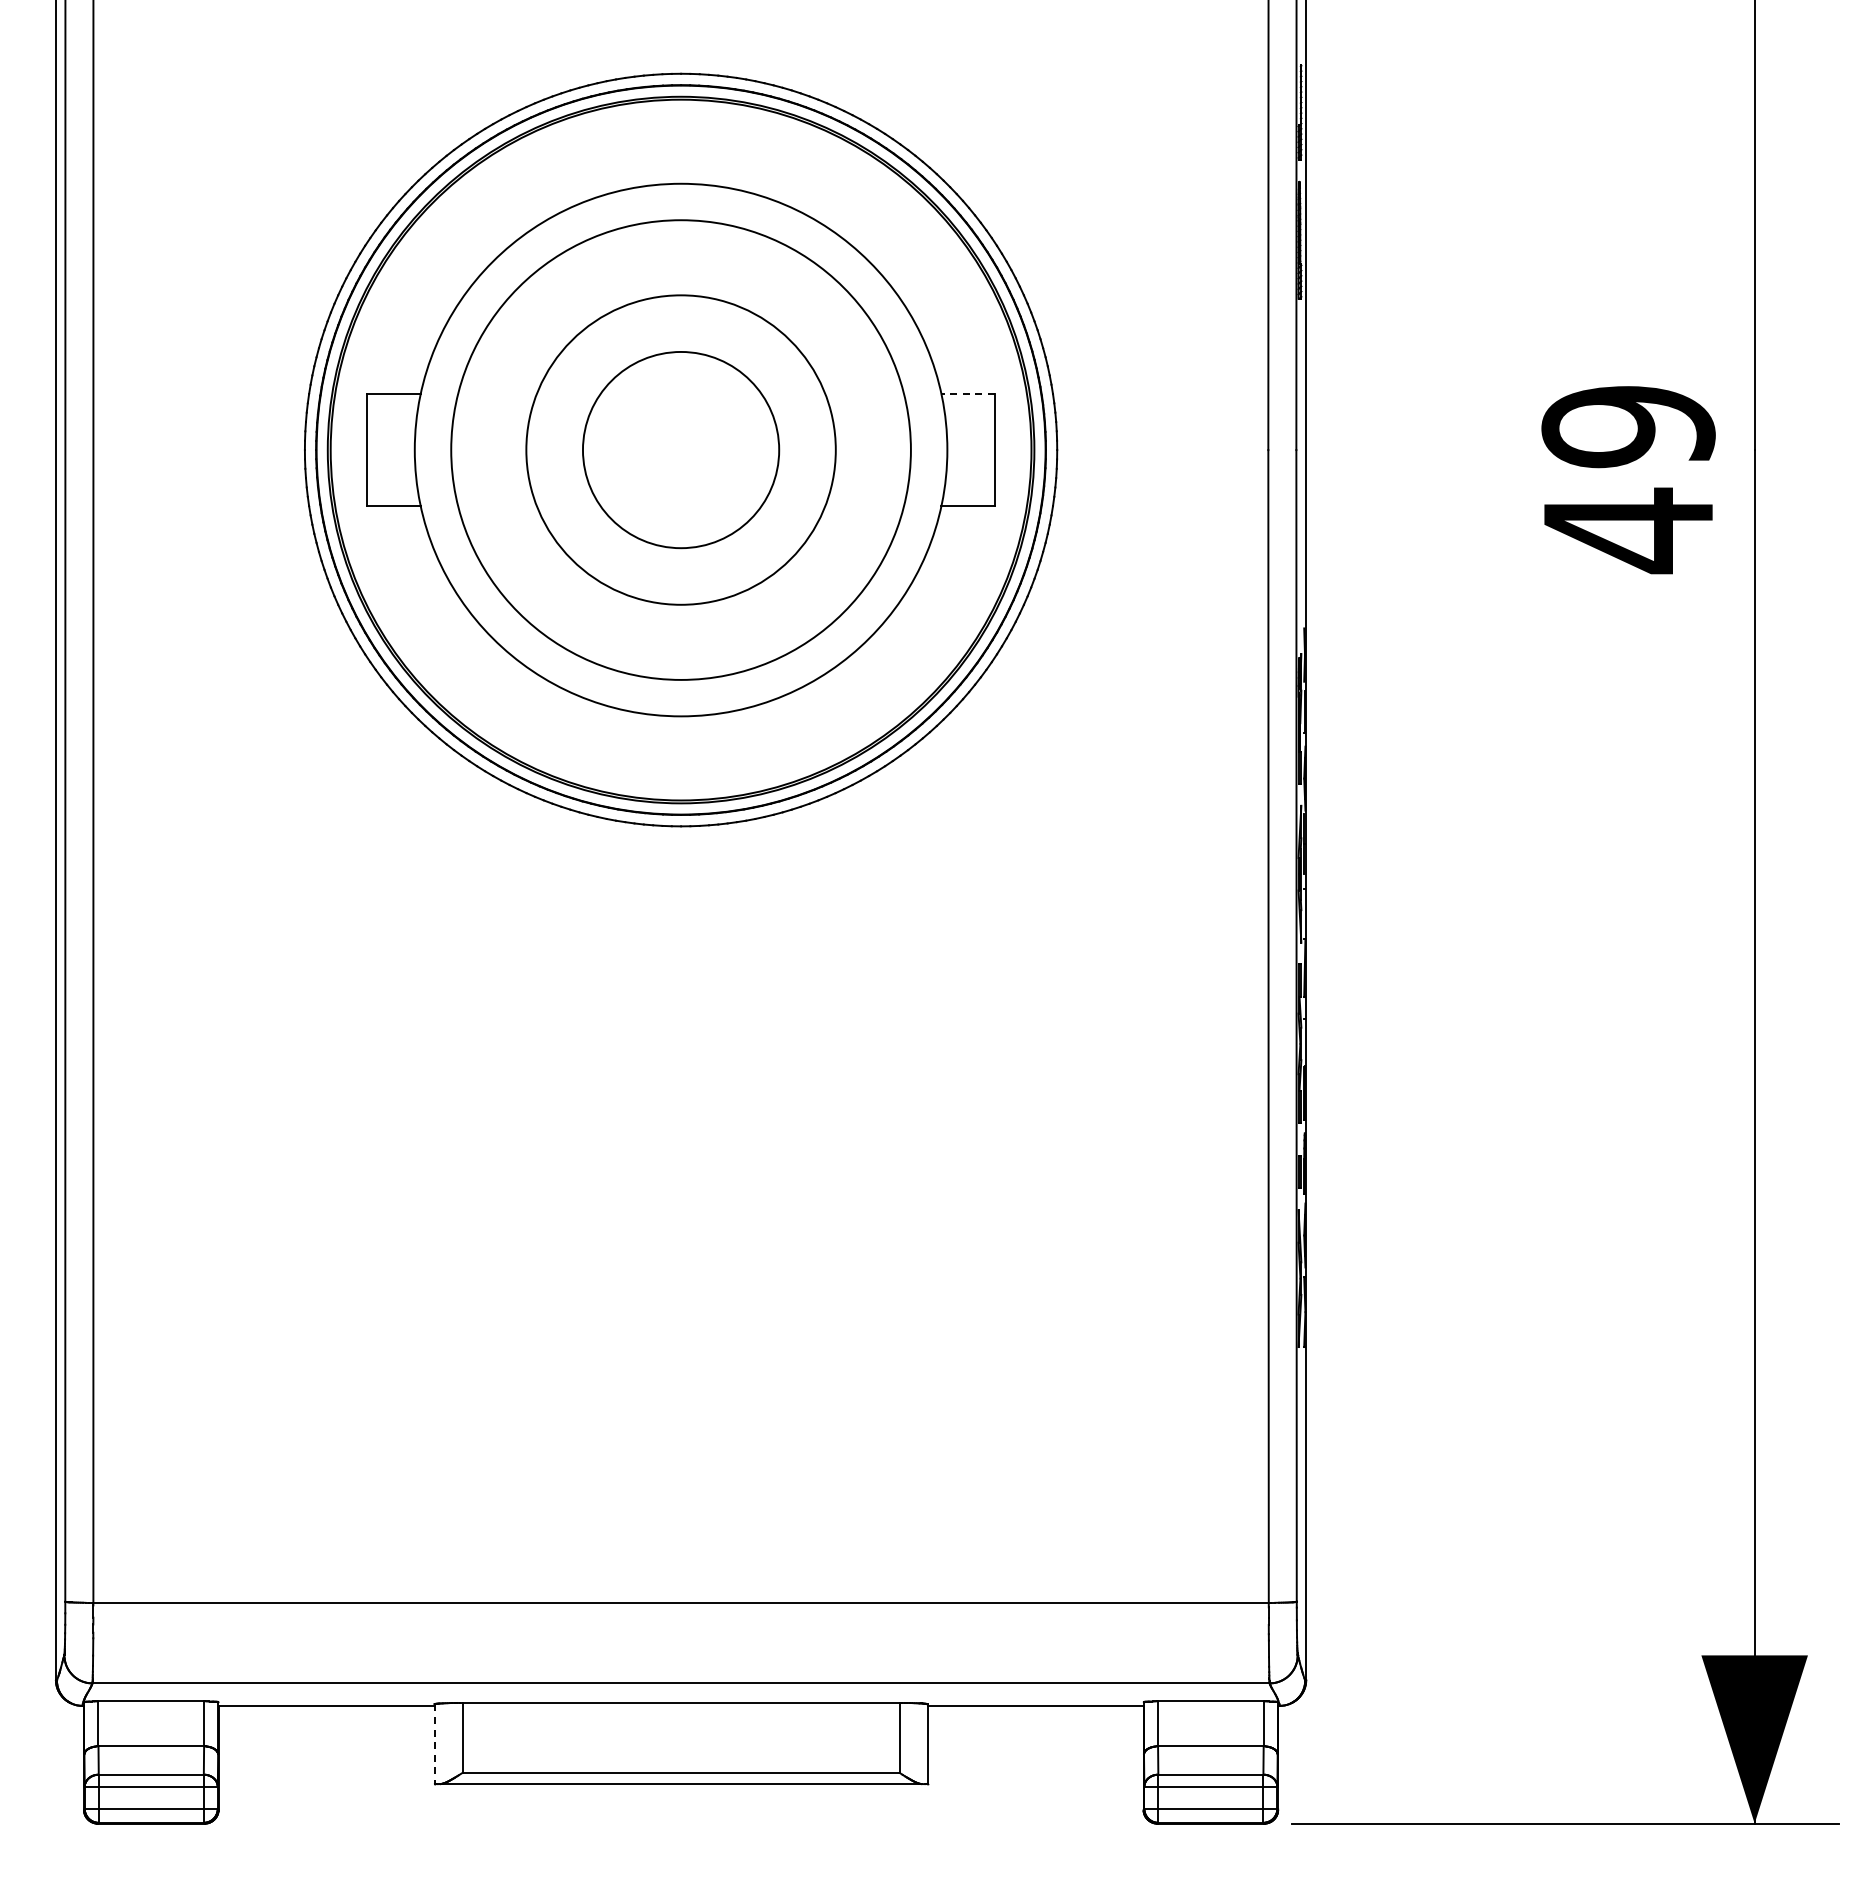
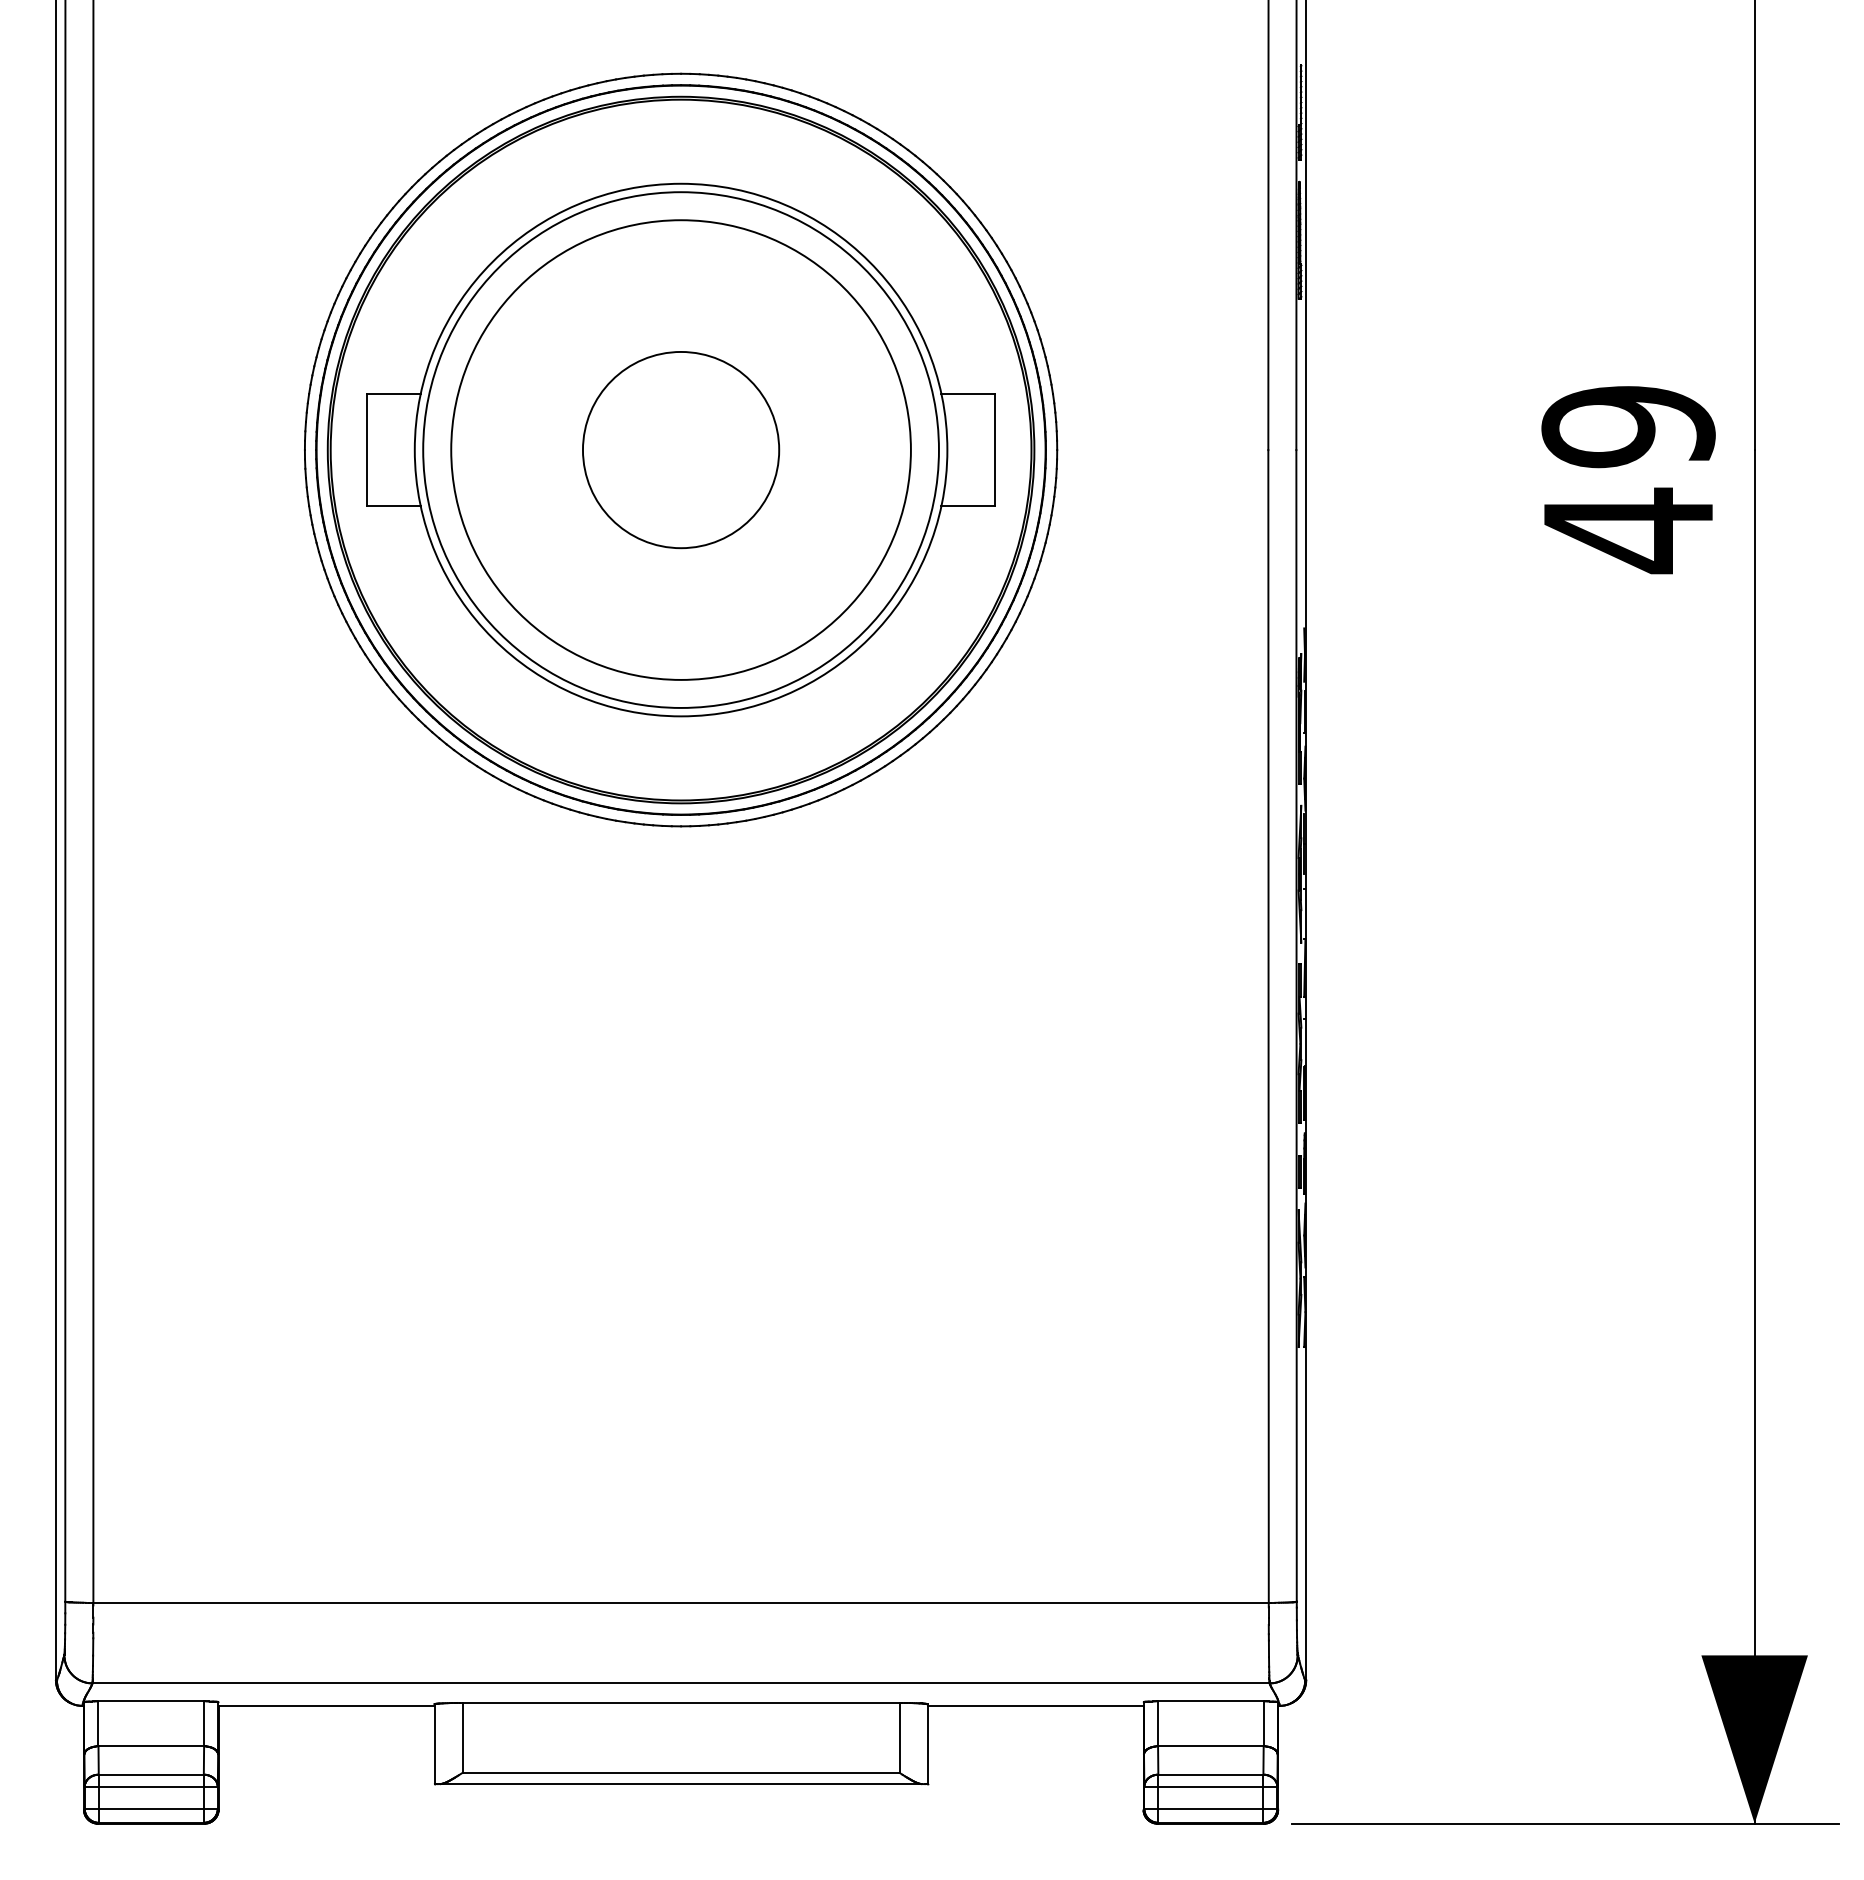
line: dashed -> solid (968, 394)
circle diameter: 309 px -> 516 px (680, 449)
line: dashed -> solid (434, 1744)
